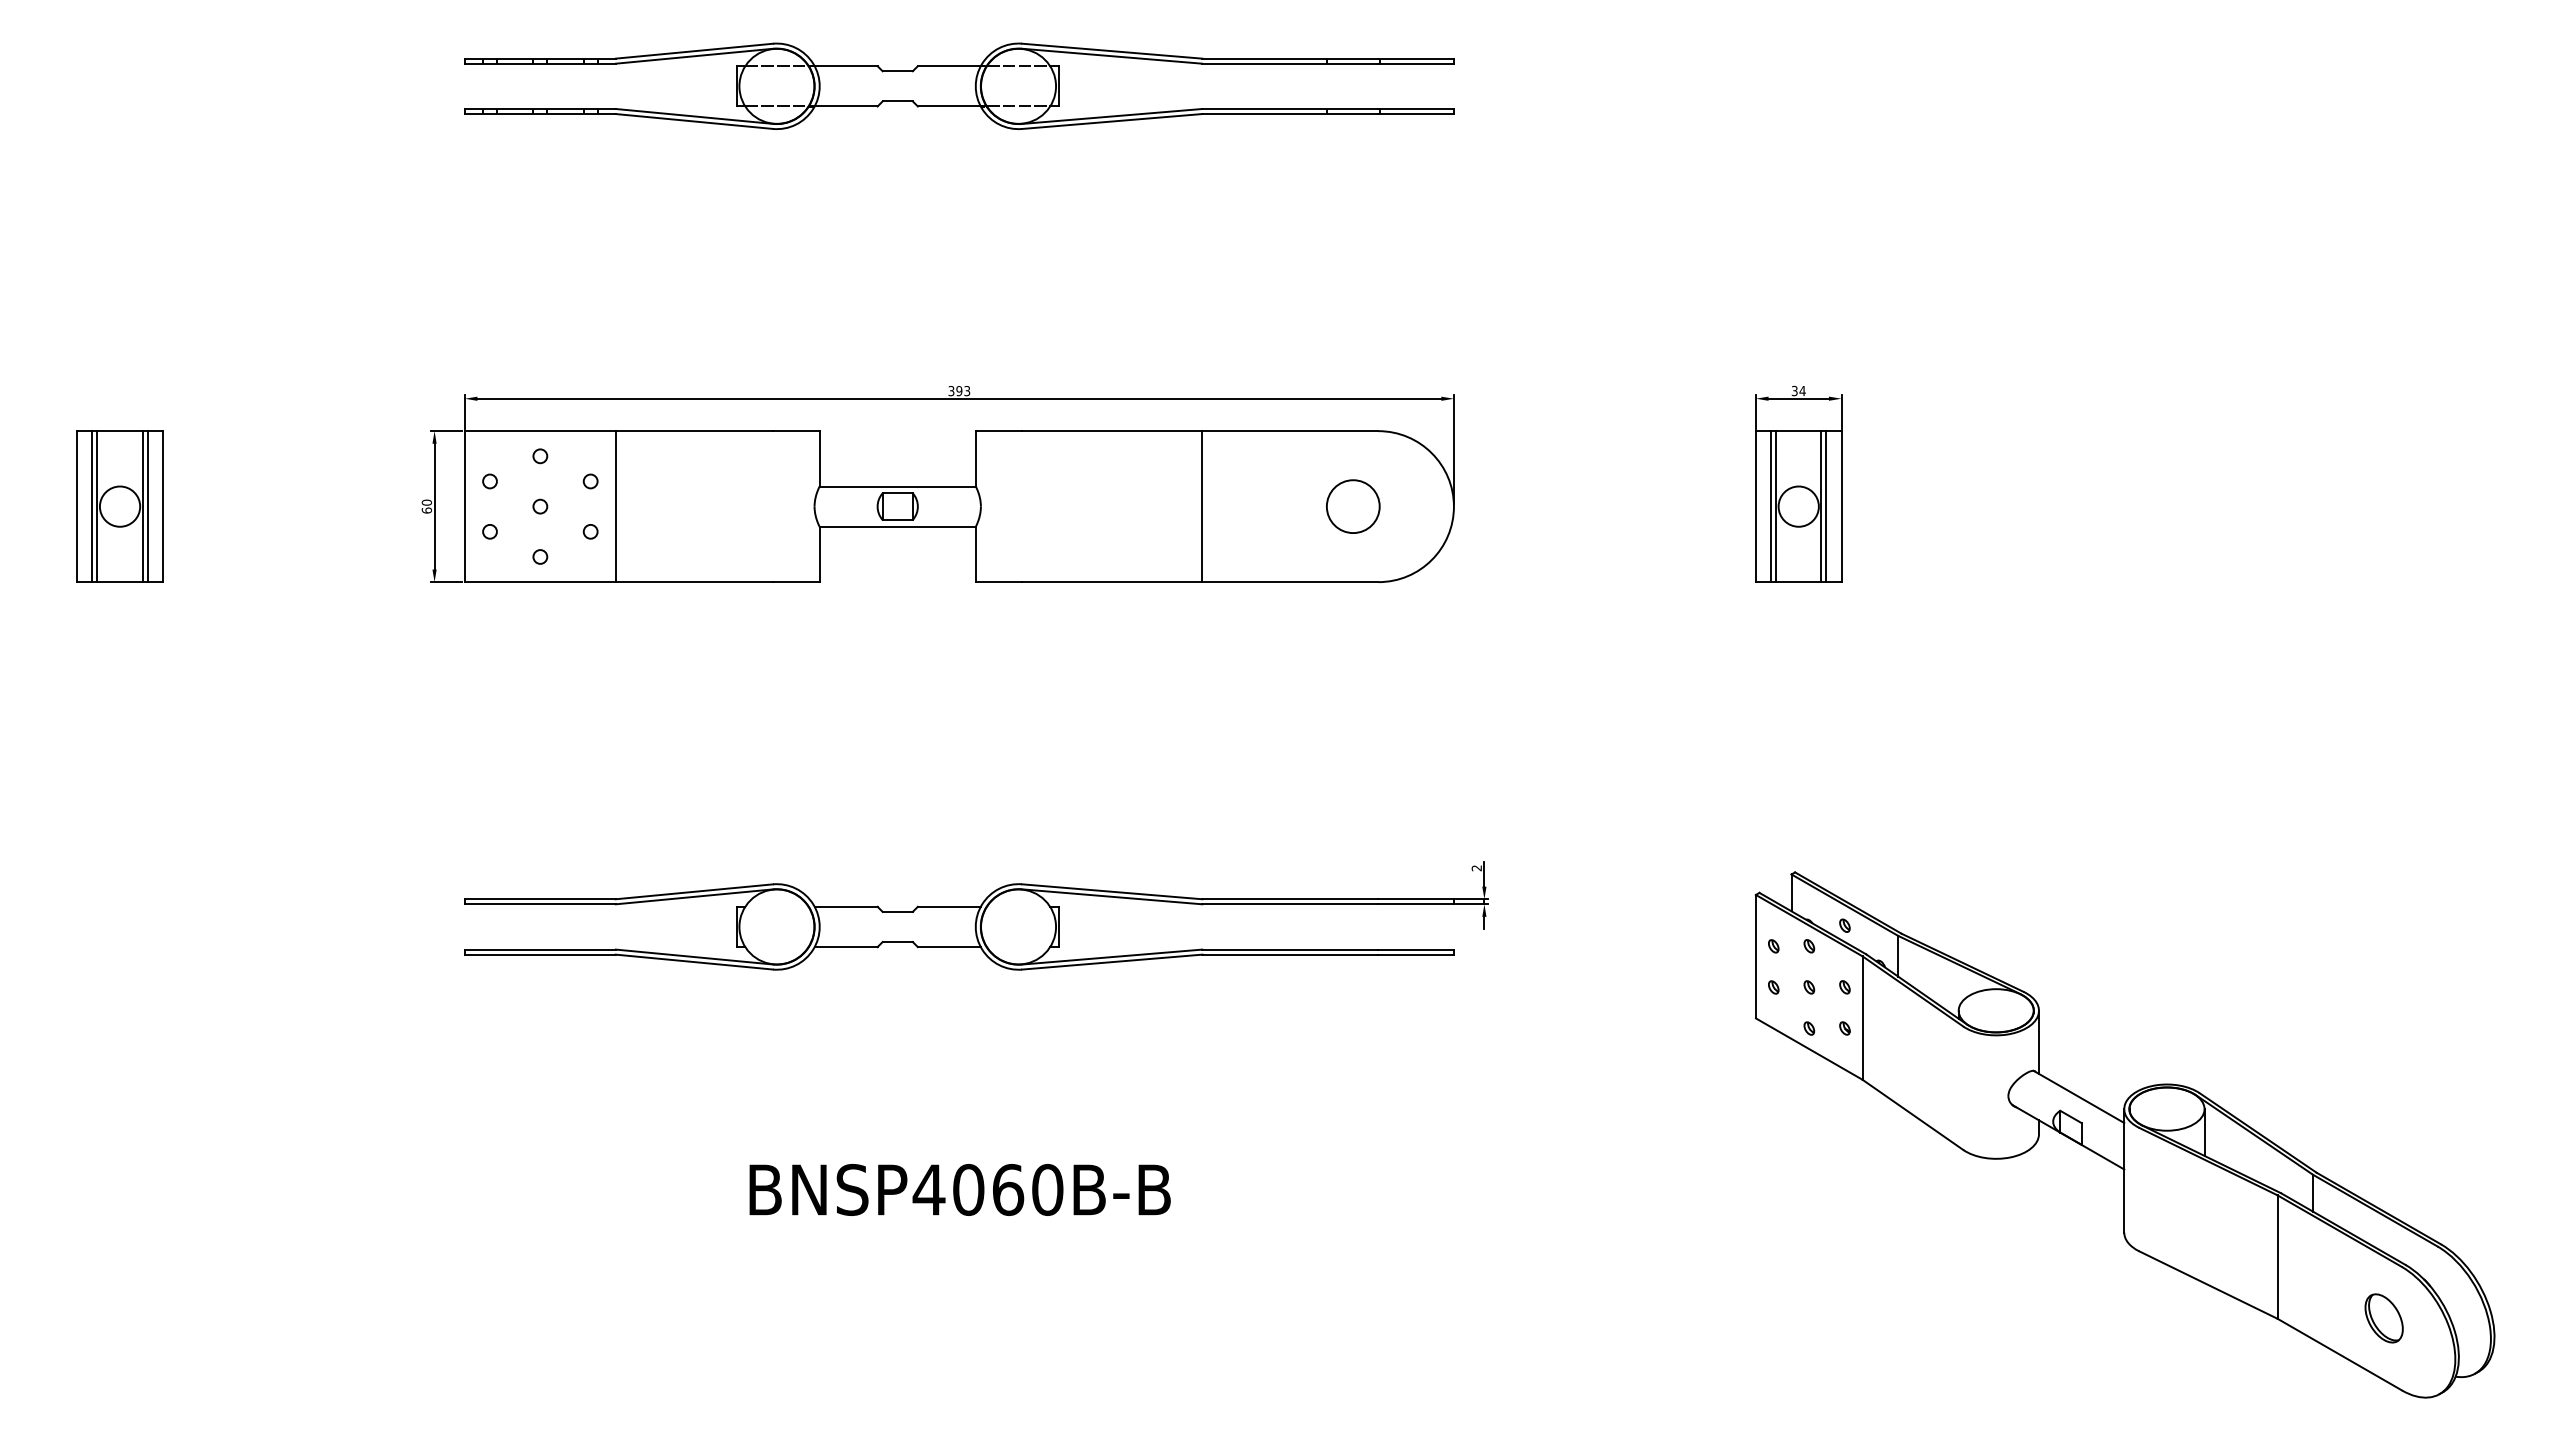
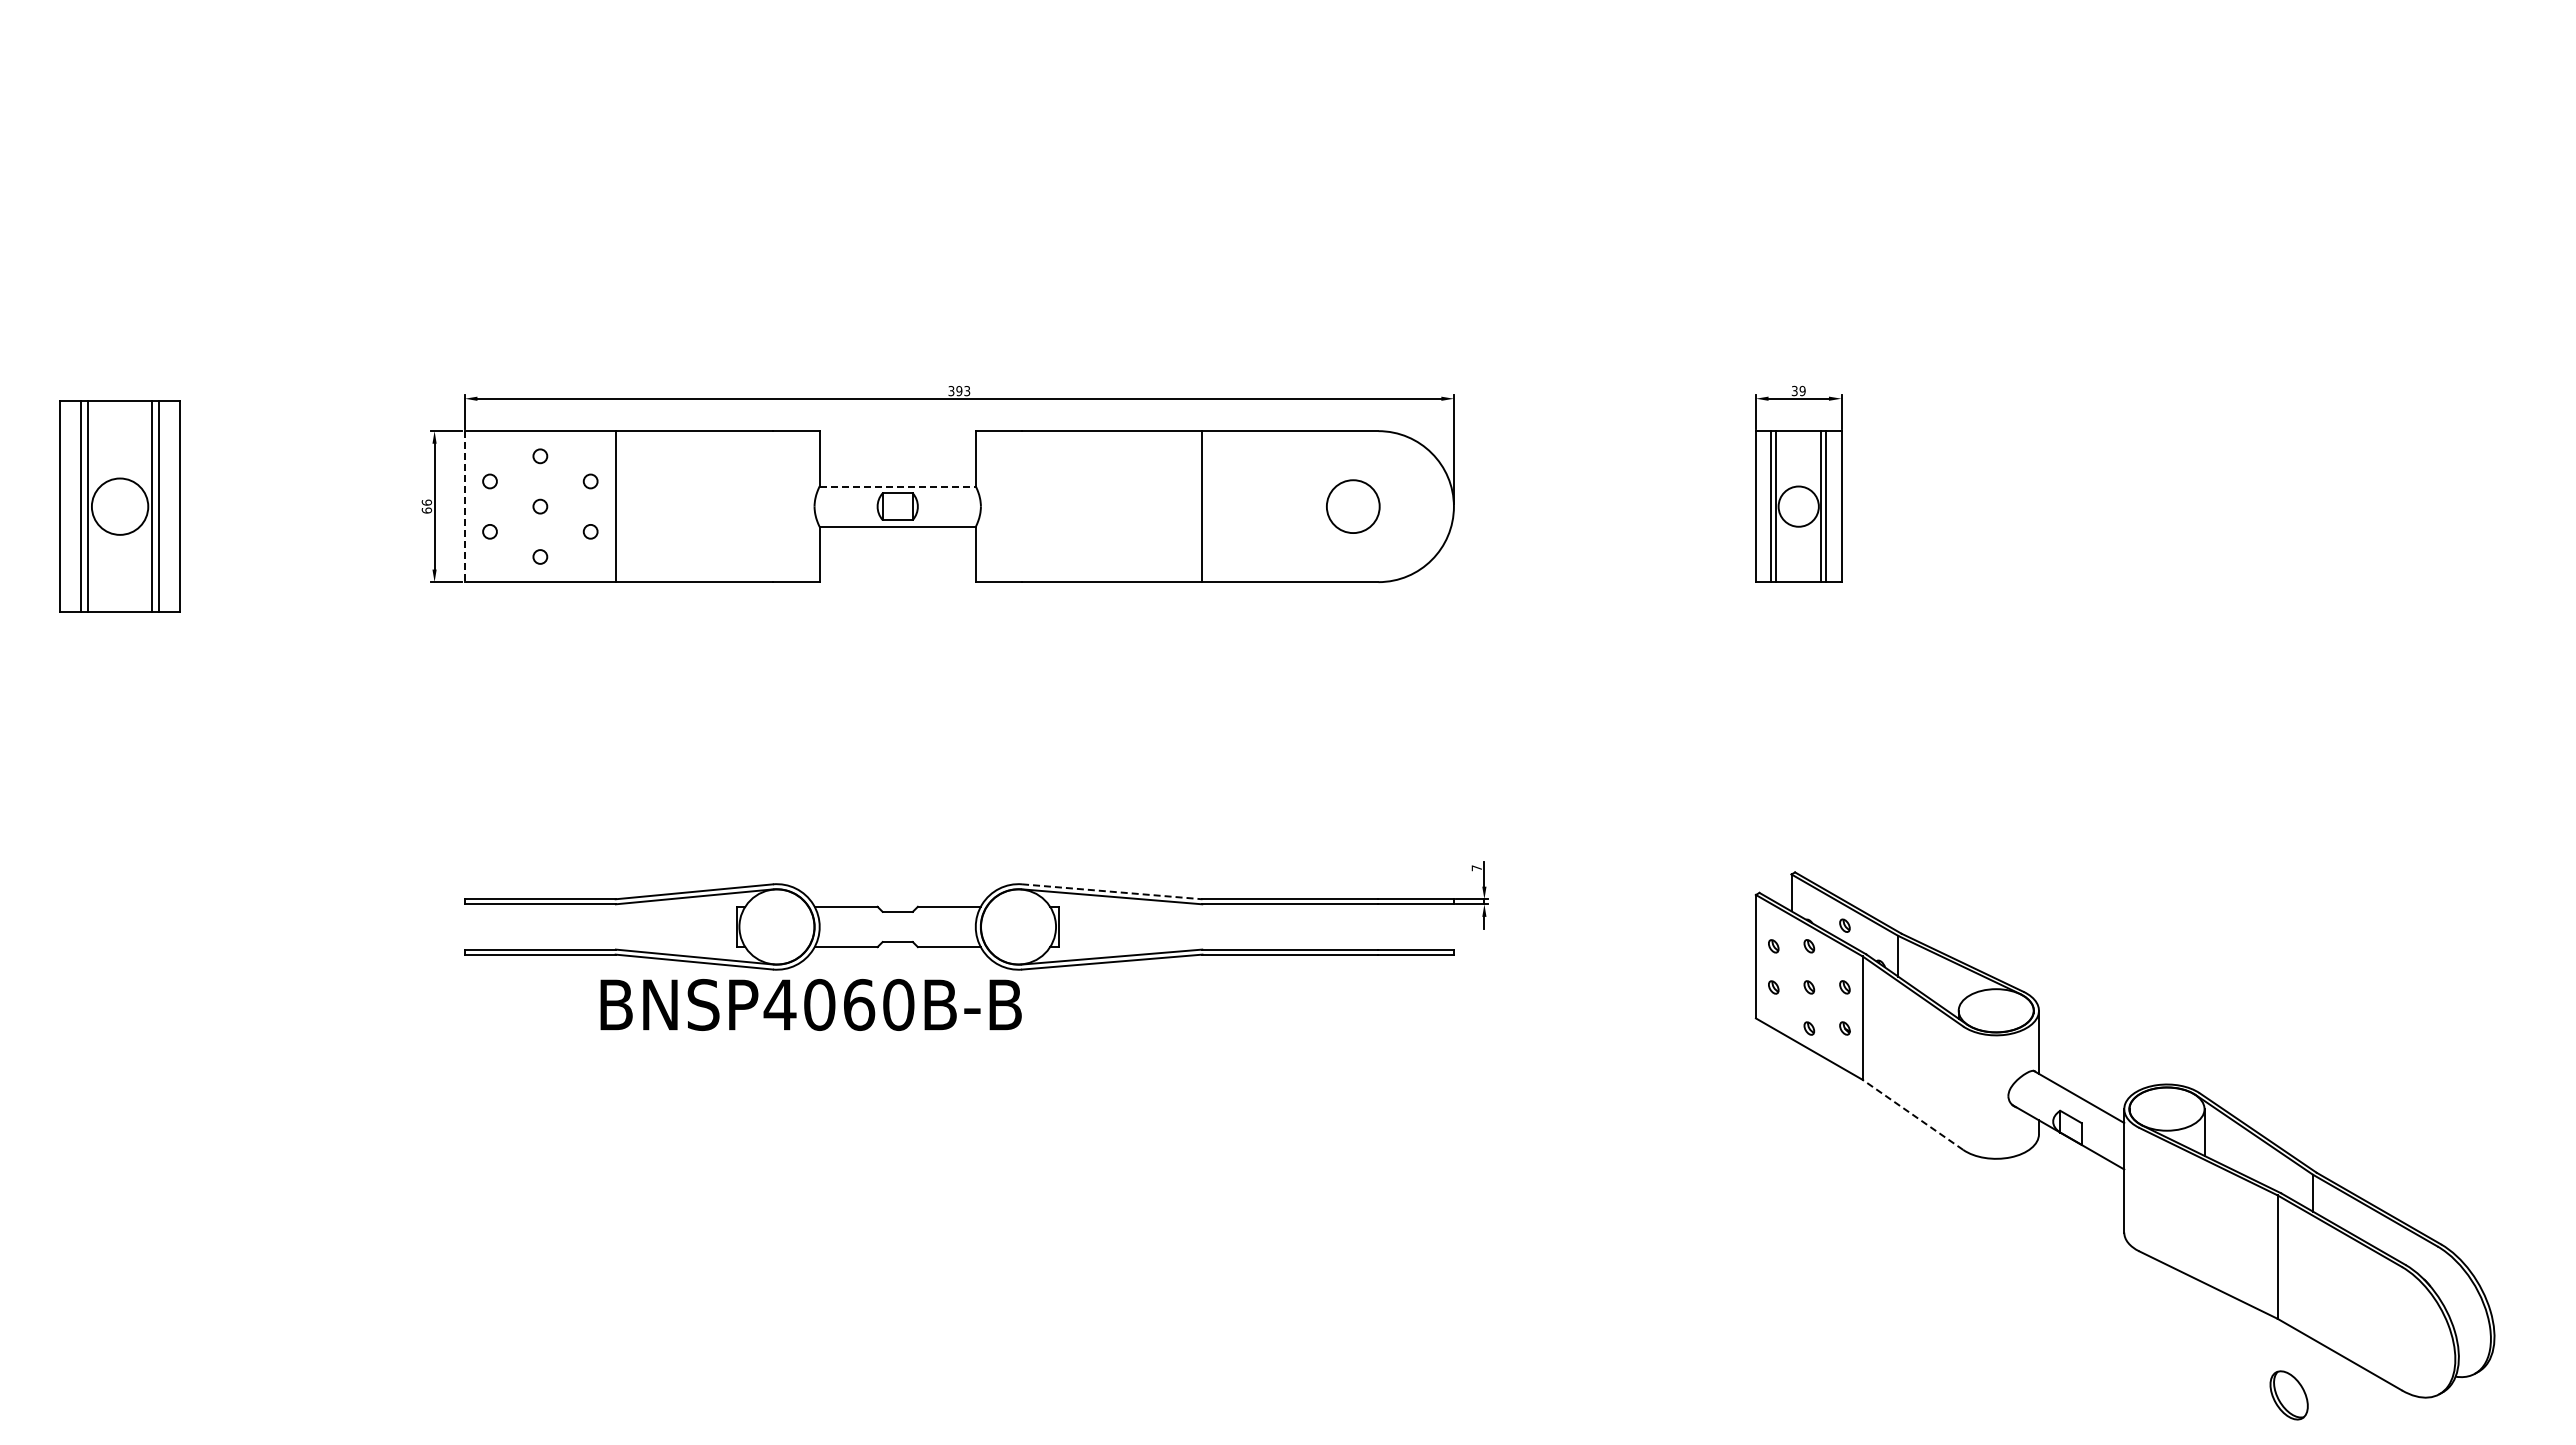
part: present -> none (959, 85)
text: 34 -> 39 (1802, 390)
line: solid -> dashed (898, 486)
text: 60 -> 66 (426, 502)
part size: 88x153 px -> 122x213 px (119, 506)
line: solid -> dashed (464, 506)
text: 2 -> 7 (1476, 868)
line: solid -> dashed (1112, 891)
line: solid -> dashed (1912, 1114)
text position: (959, 1189) -> (810, 1004) (810, 1004)
part position: (2383, 1318) -> (2288, 1395) (2288, 1395)
